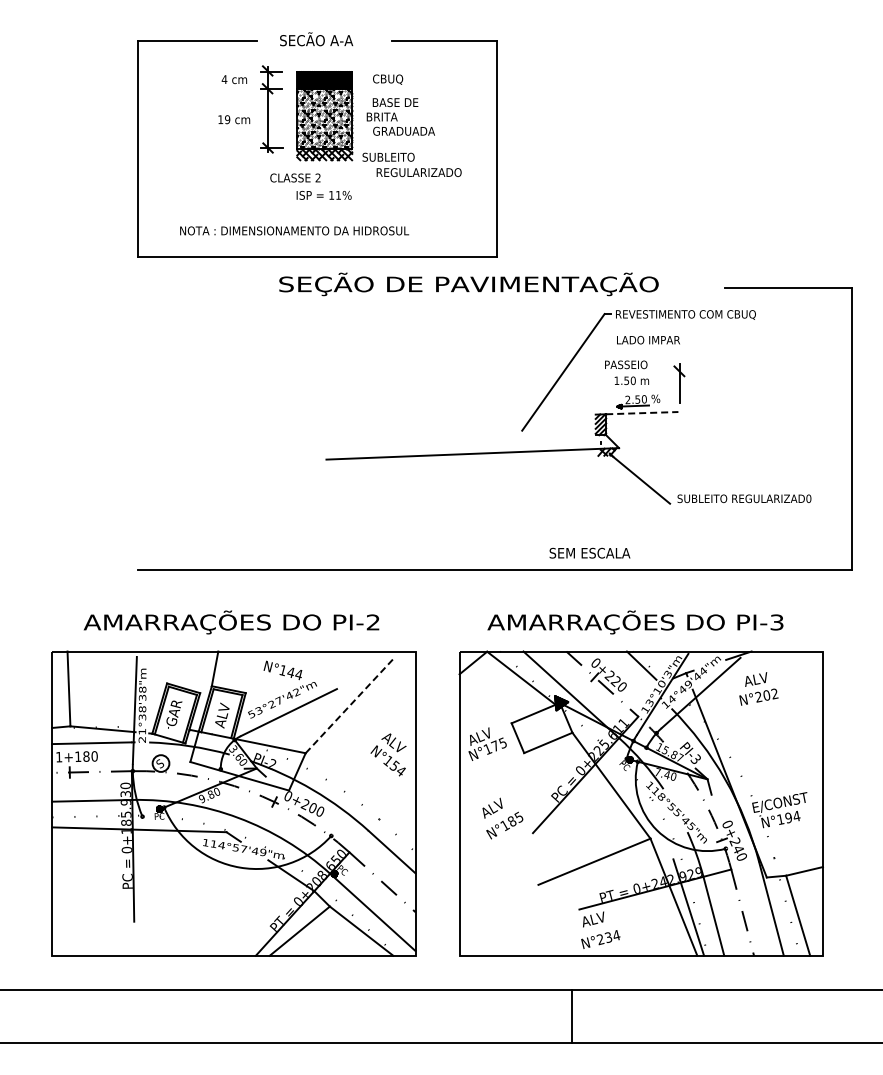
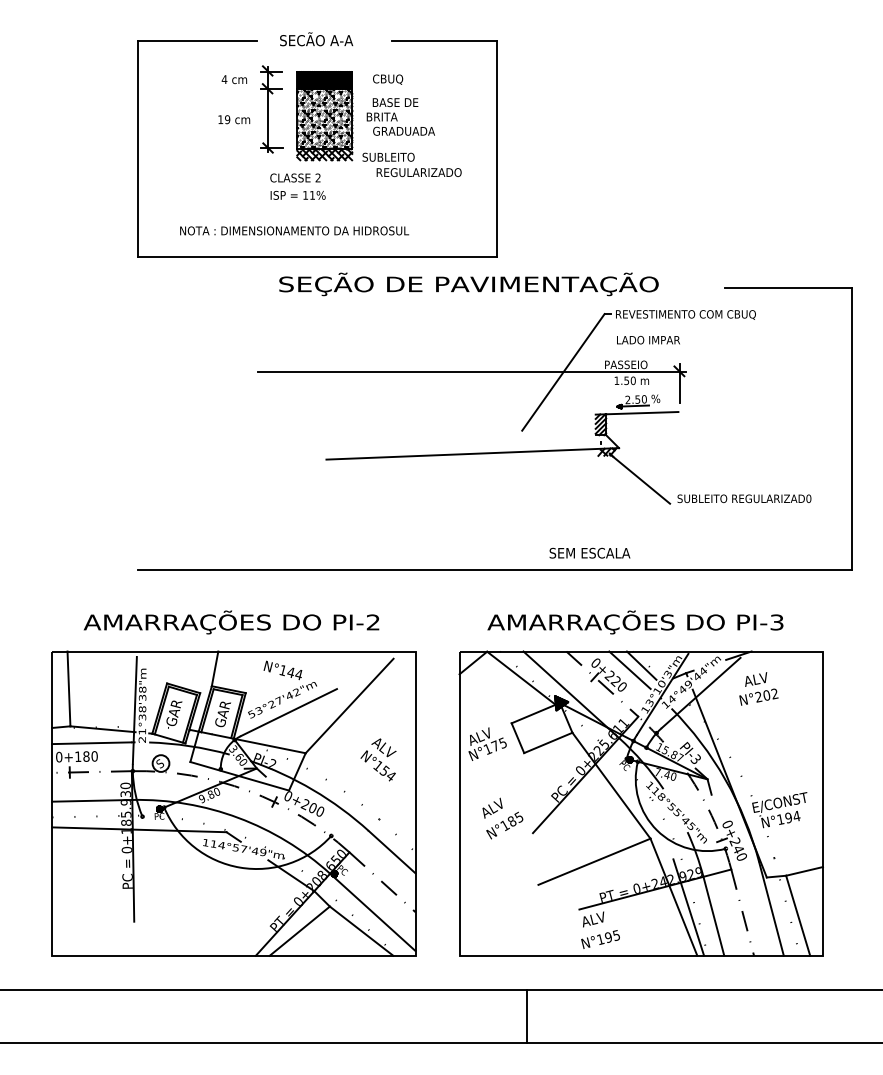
text position: (323, 195) -> (297, 195) (297, 195)
line: none -> present (472, 371)
line: dashed -> solid (642, 413)
line: none -> present (629, 669)
line: dashed -> solid (349, 706)
text: ALV -> GAR (223, 714)
text position: (388, 754) -> (378, 759) (378, 759)
text: 1+180 -> 0+180 (59, 756)
text: N°234 -> N°195 (608, 937)
line position: (571, 1016) -> (526, 1016) (526, 1016)
